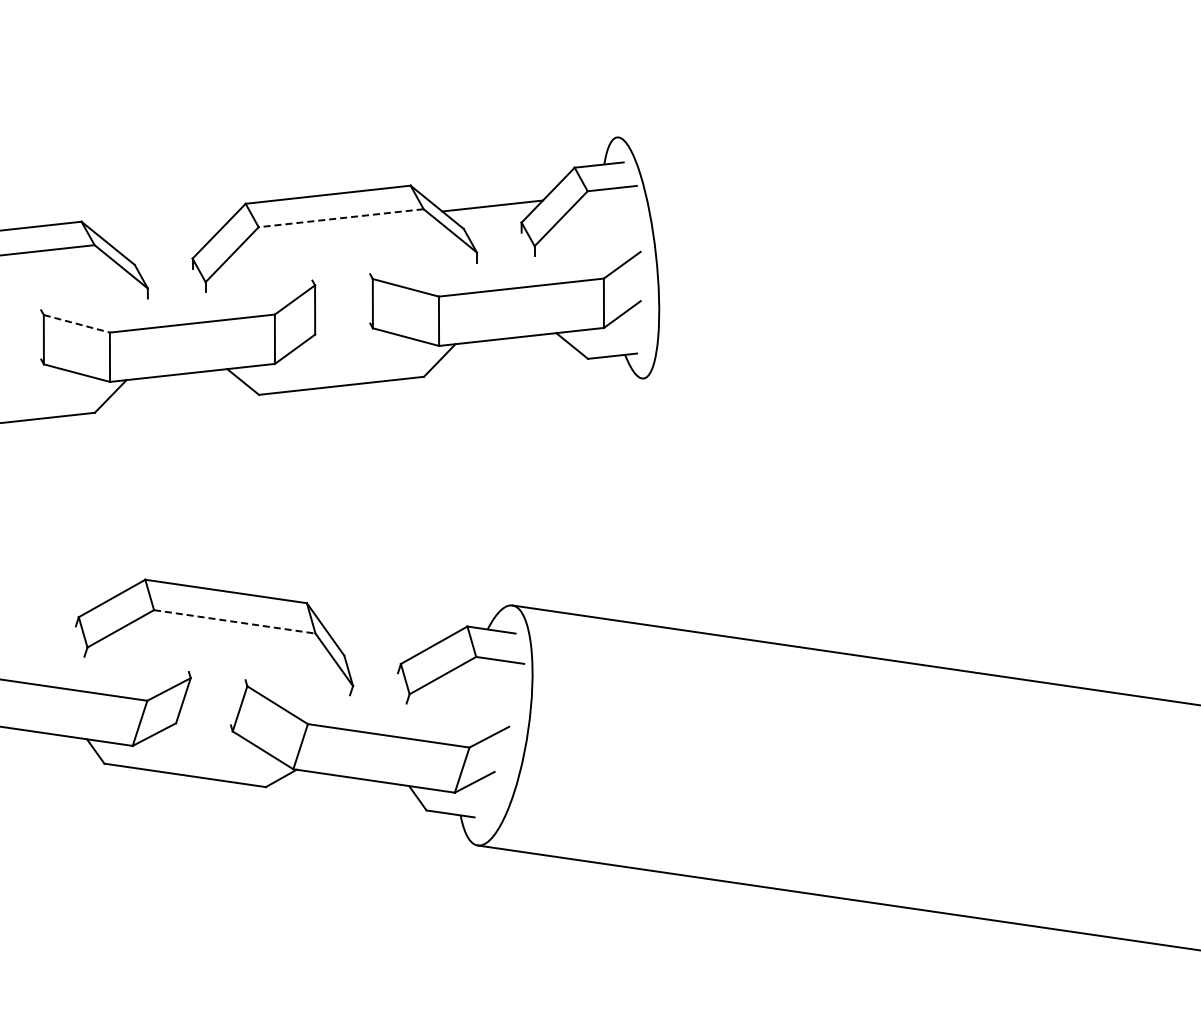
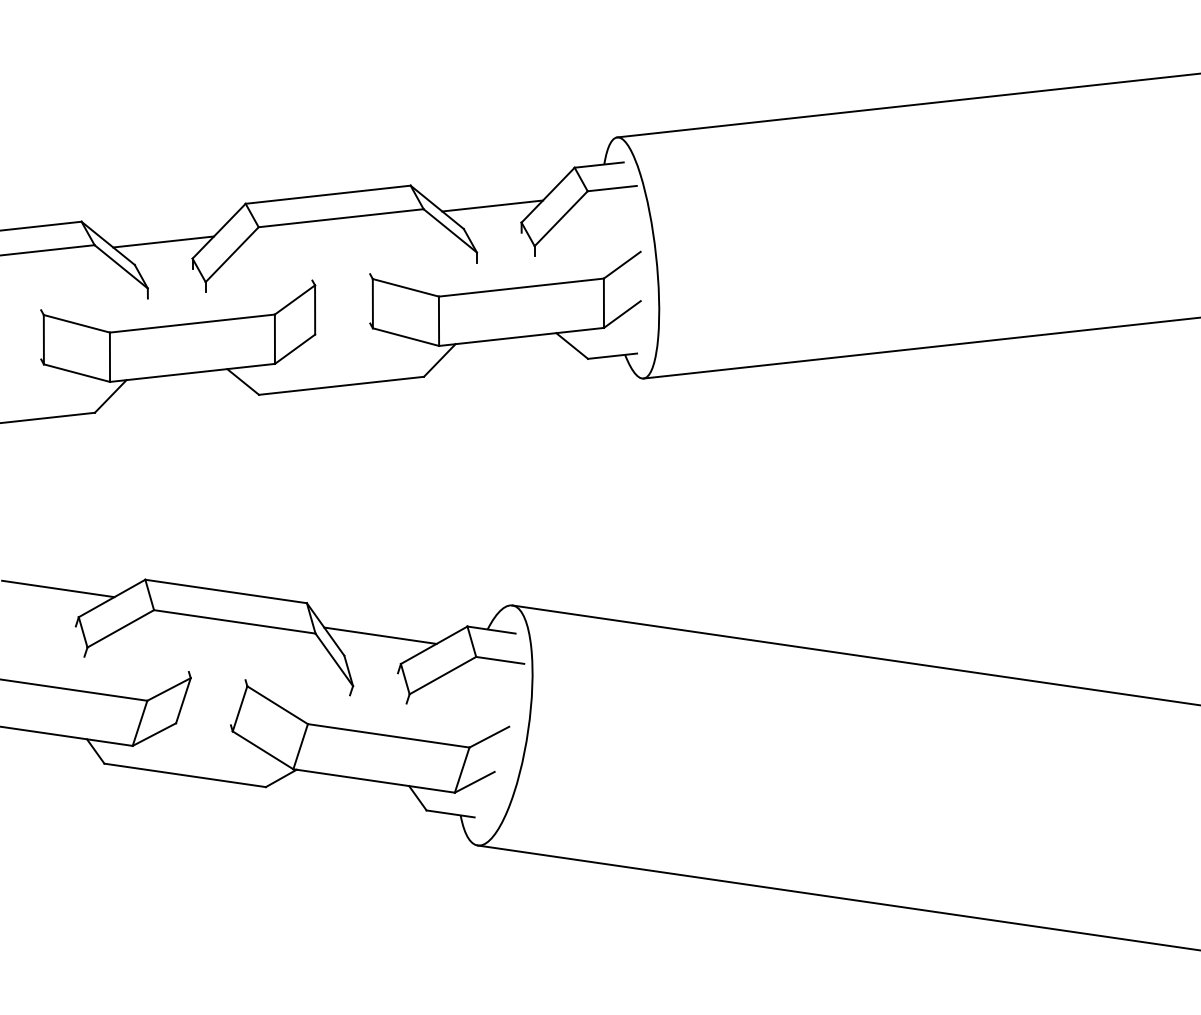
line: none -> present (907, 105)
line: dashed -> solid (341, 218)
line: none -> present (163, 241)
line: dashed -> solid (77, 323)
line: none -> present (920, 347)
line: none -> present (58, 588)
line: dashed -> solid (234, 621)
line: none -> present (380, 635)
